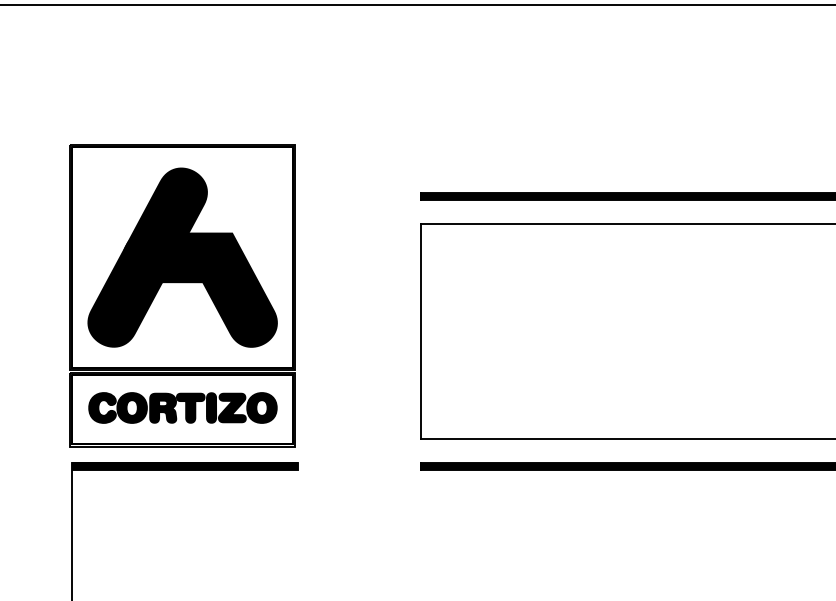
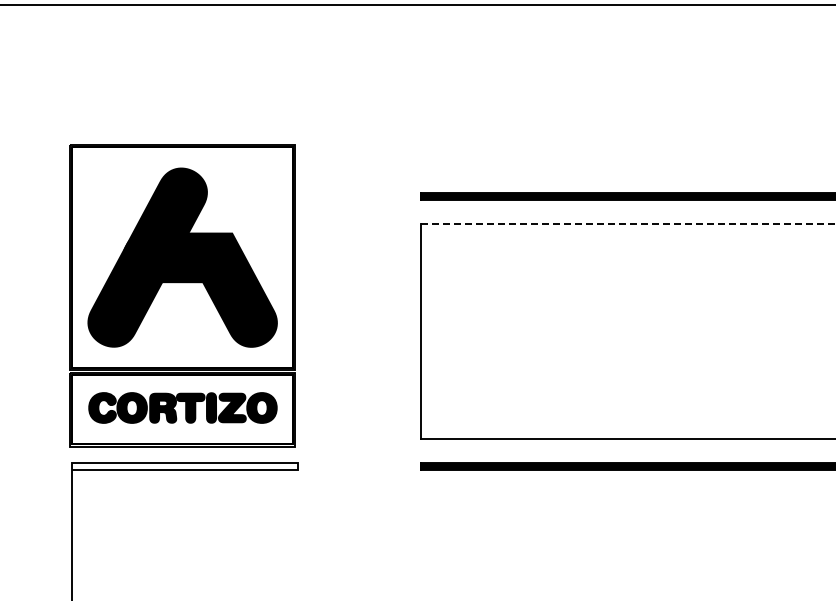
line: solid -> dashed (628, 223)
hatch: present -> none (184, 466)
